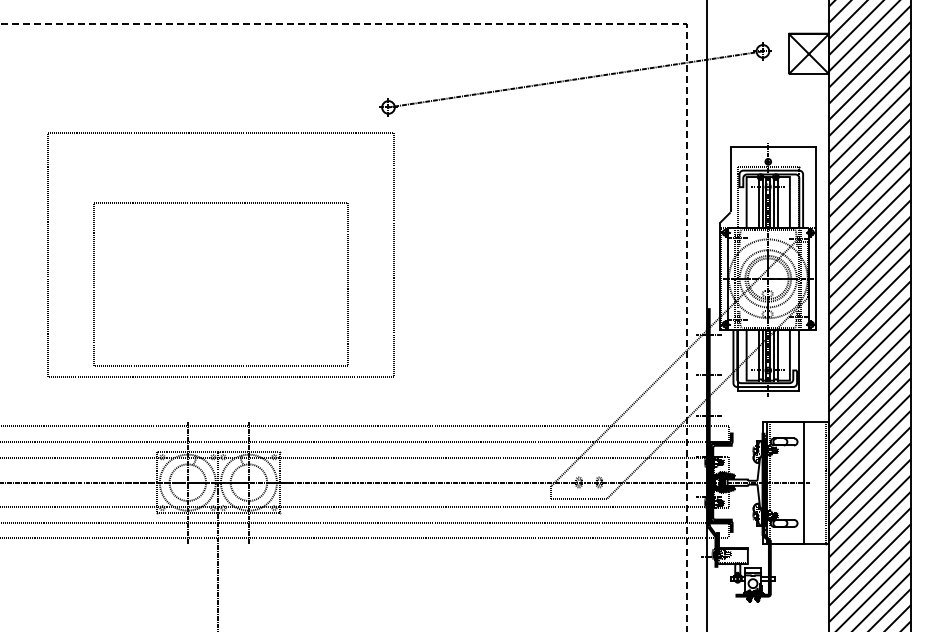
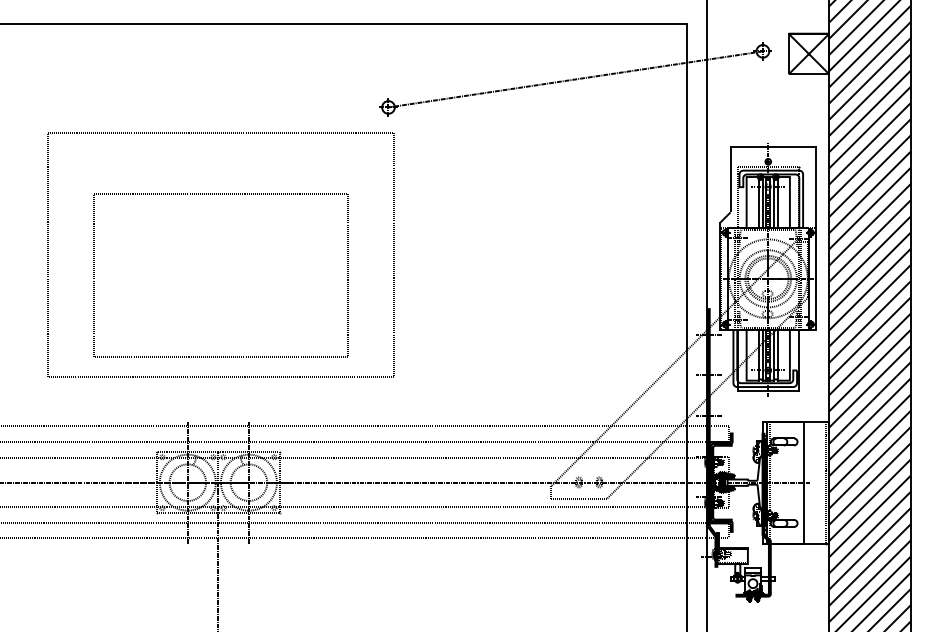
line: dashed -> solid (647, 24)
part position: (220, 203) -> (220, 194) (220, 194)
